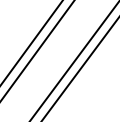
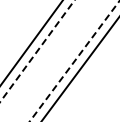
line: solid -> dashed (37, 51)
line: solid -> dashed (74, 61)
